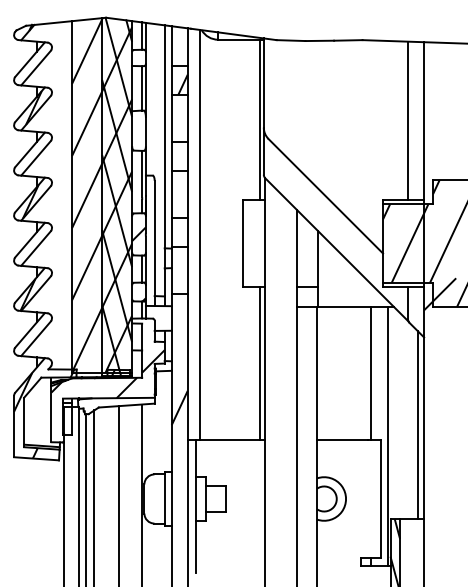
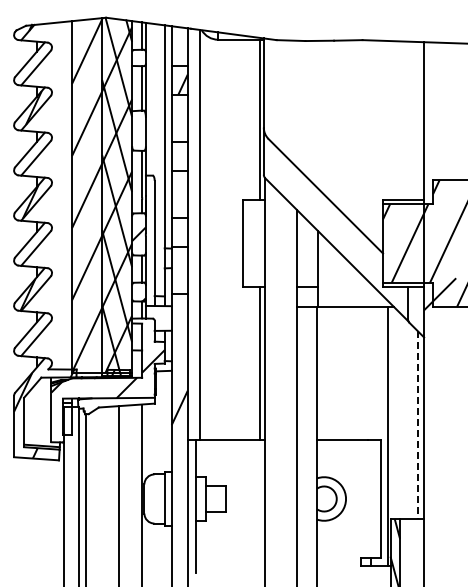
line: present -> none (407, 120)
line: present -> none (371, 373)
line: solid -> dashed (417, 425)
line: present -> none (94, 496)
